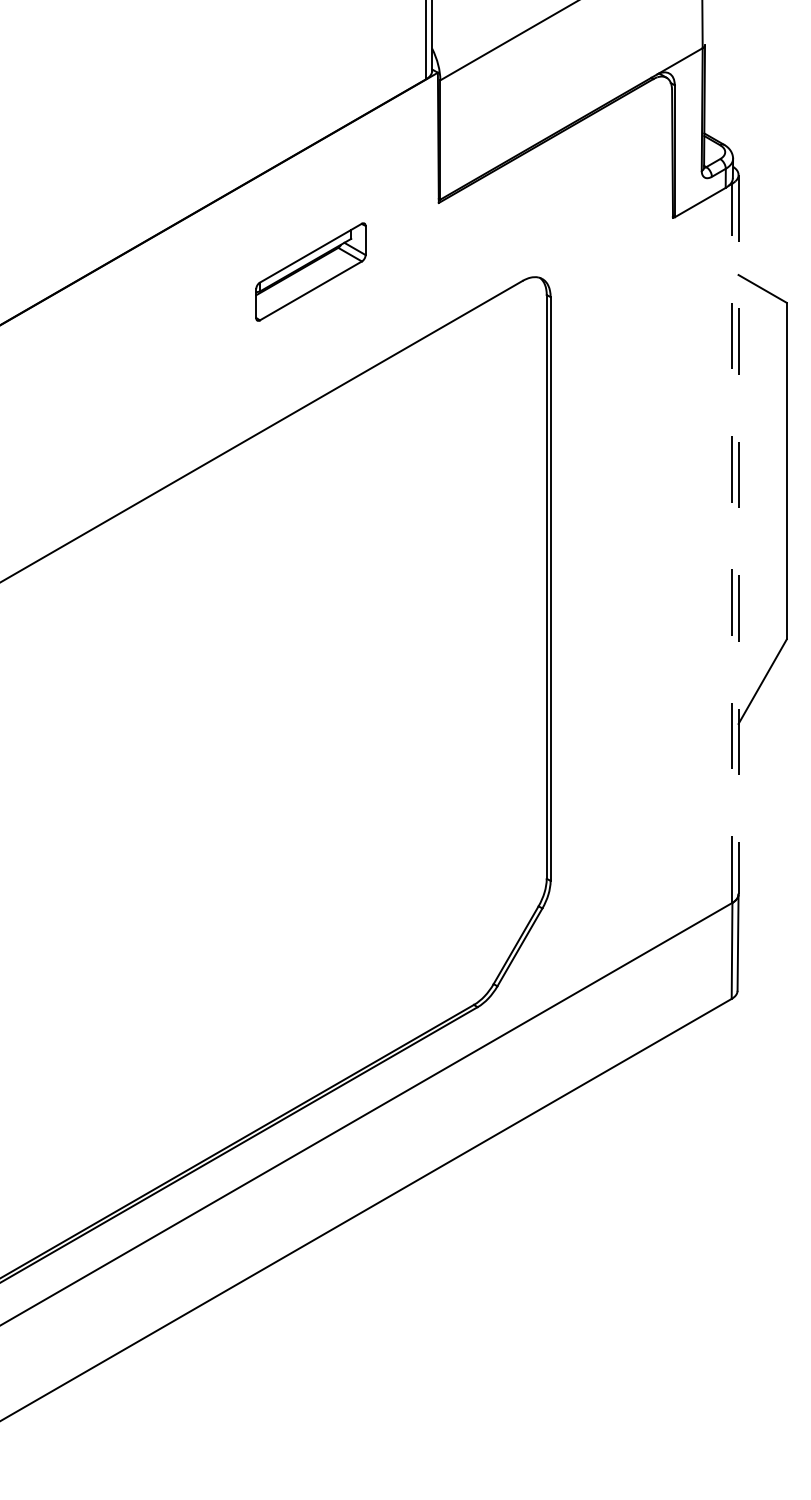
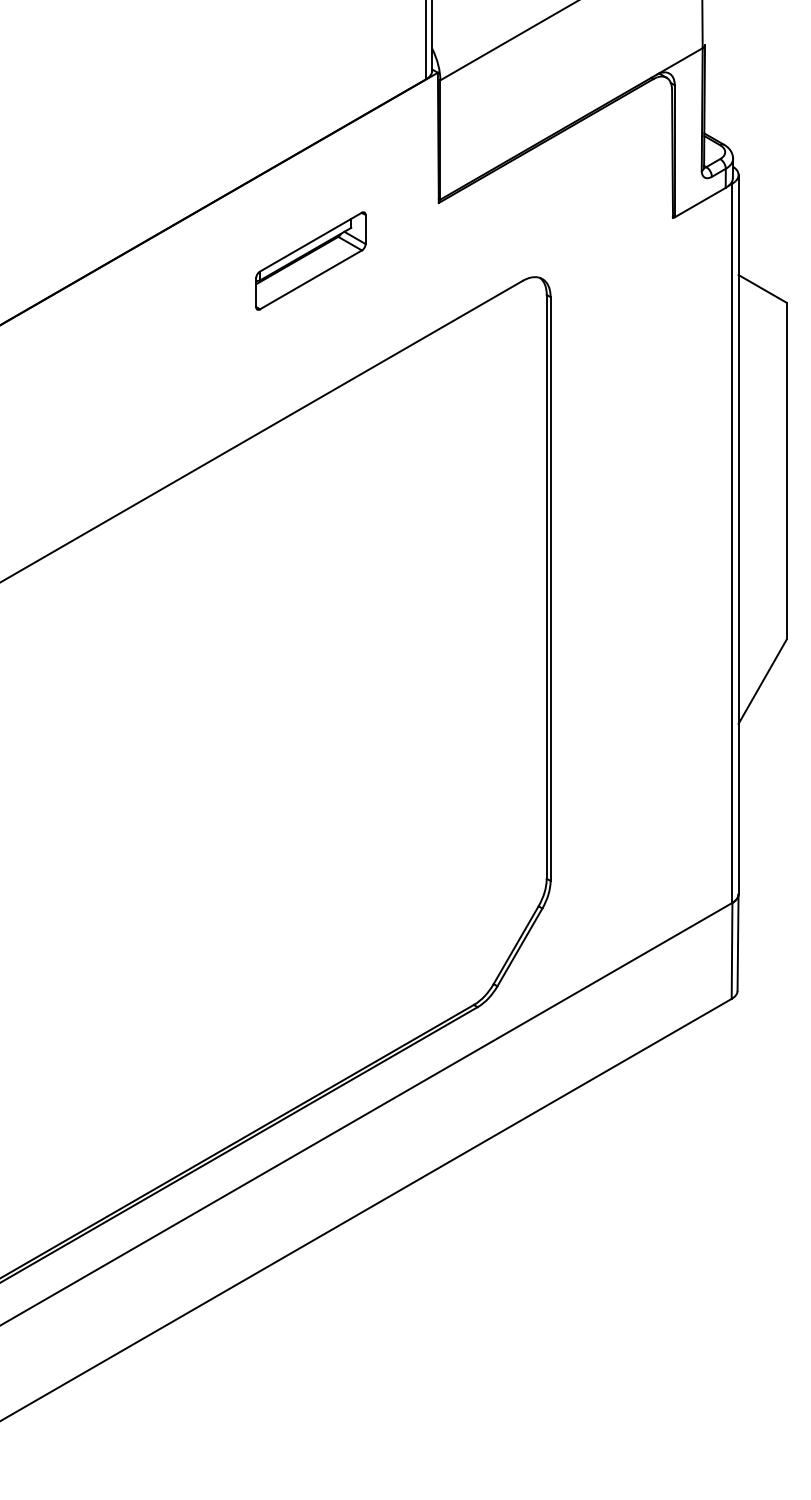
part position: (310, 271) -> (310, 260) (310, 260)
line: dashed -> solid (738, 534)
line: dashed -> solid (732, 543)
